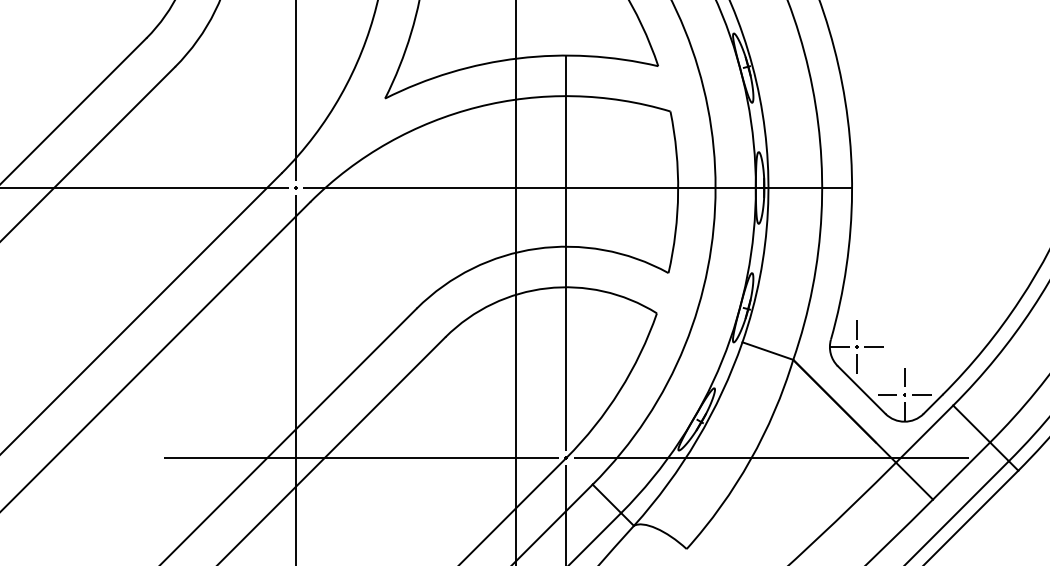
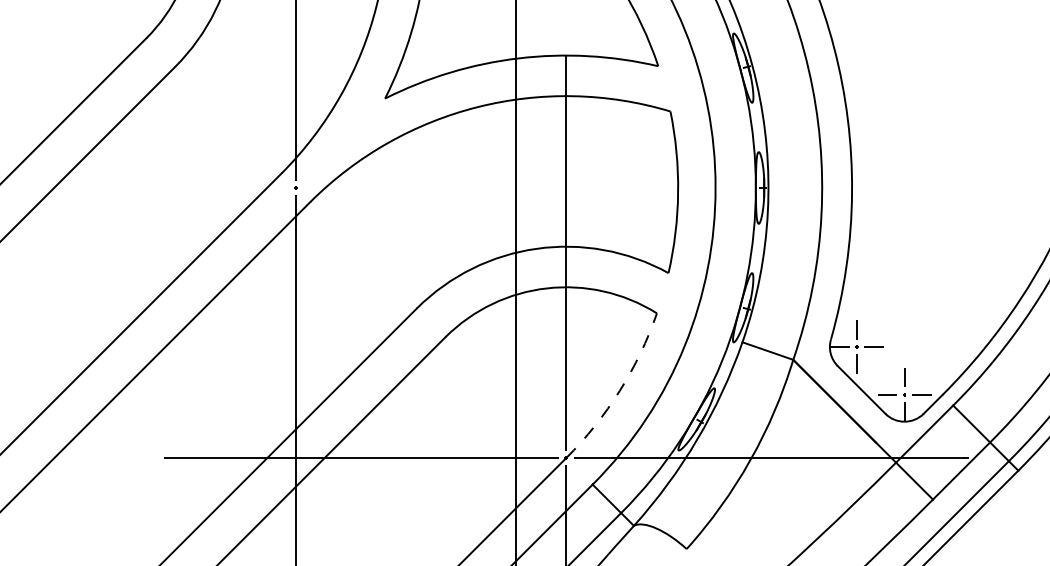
line: present -> none (145, 187)
line: present -> none (577, 187)
arc: solid -> dashed (619, 390)
